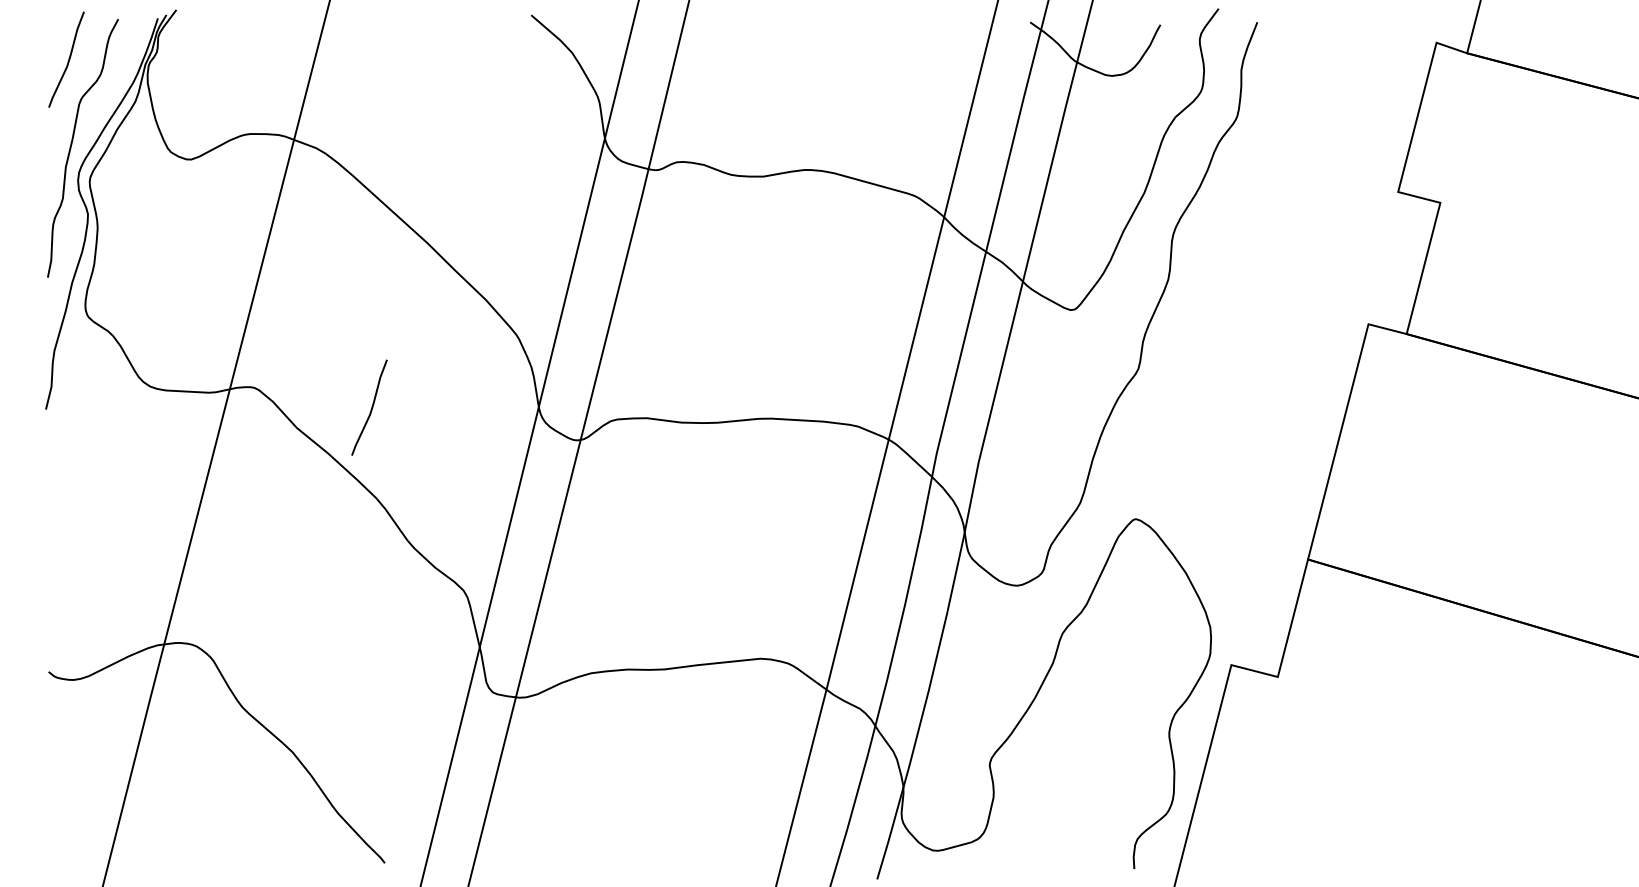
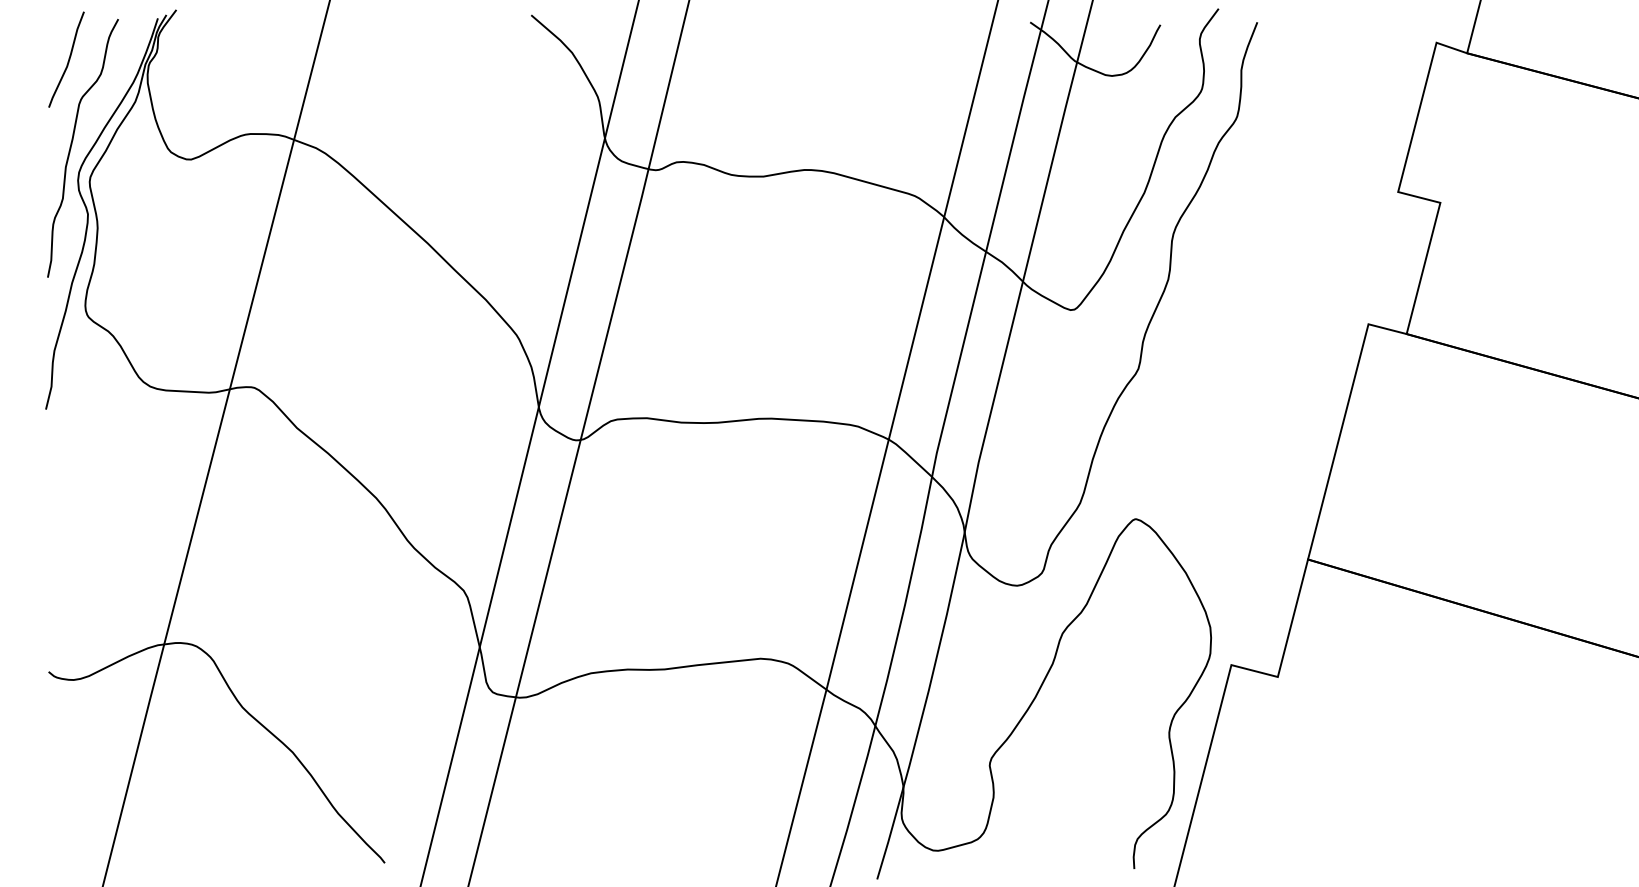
curve: present -> none (371, 407)
